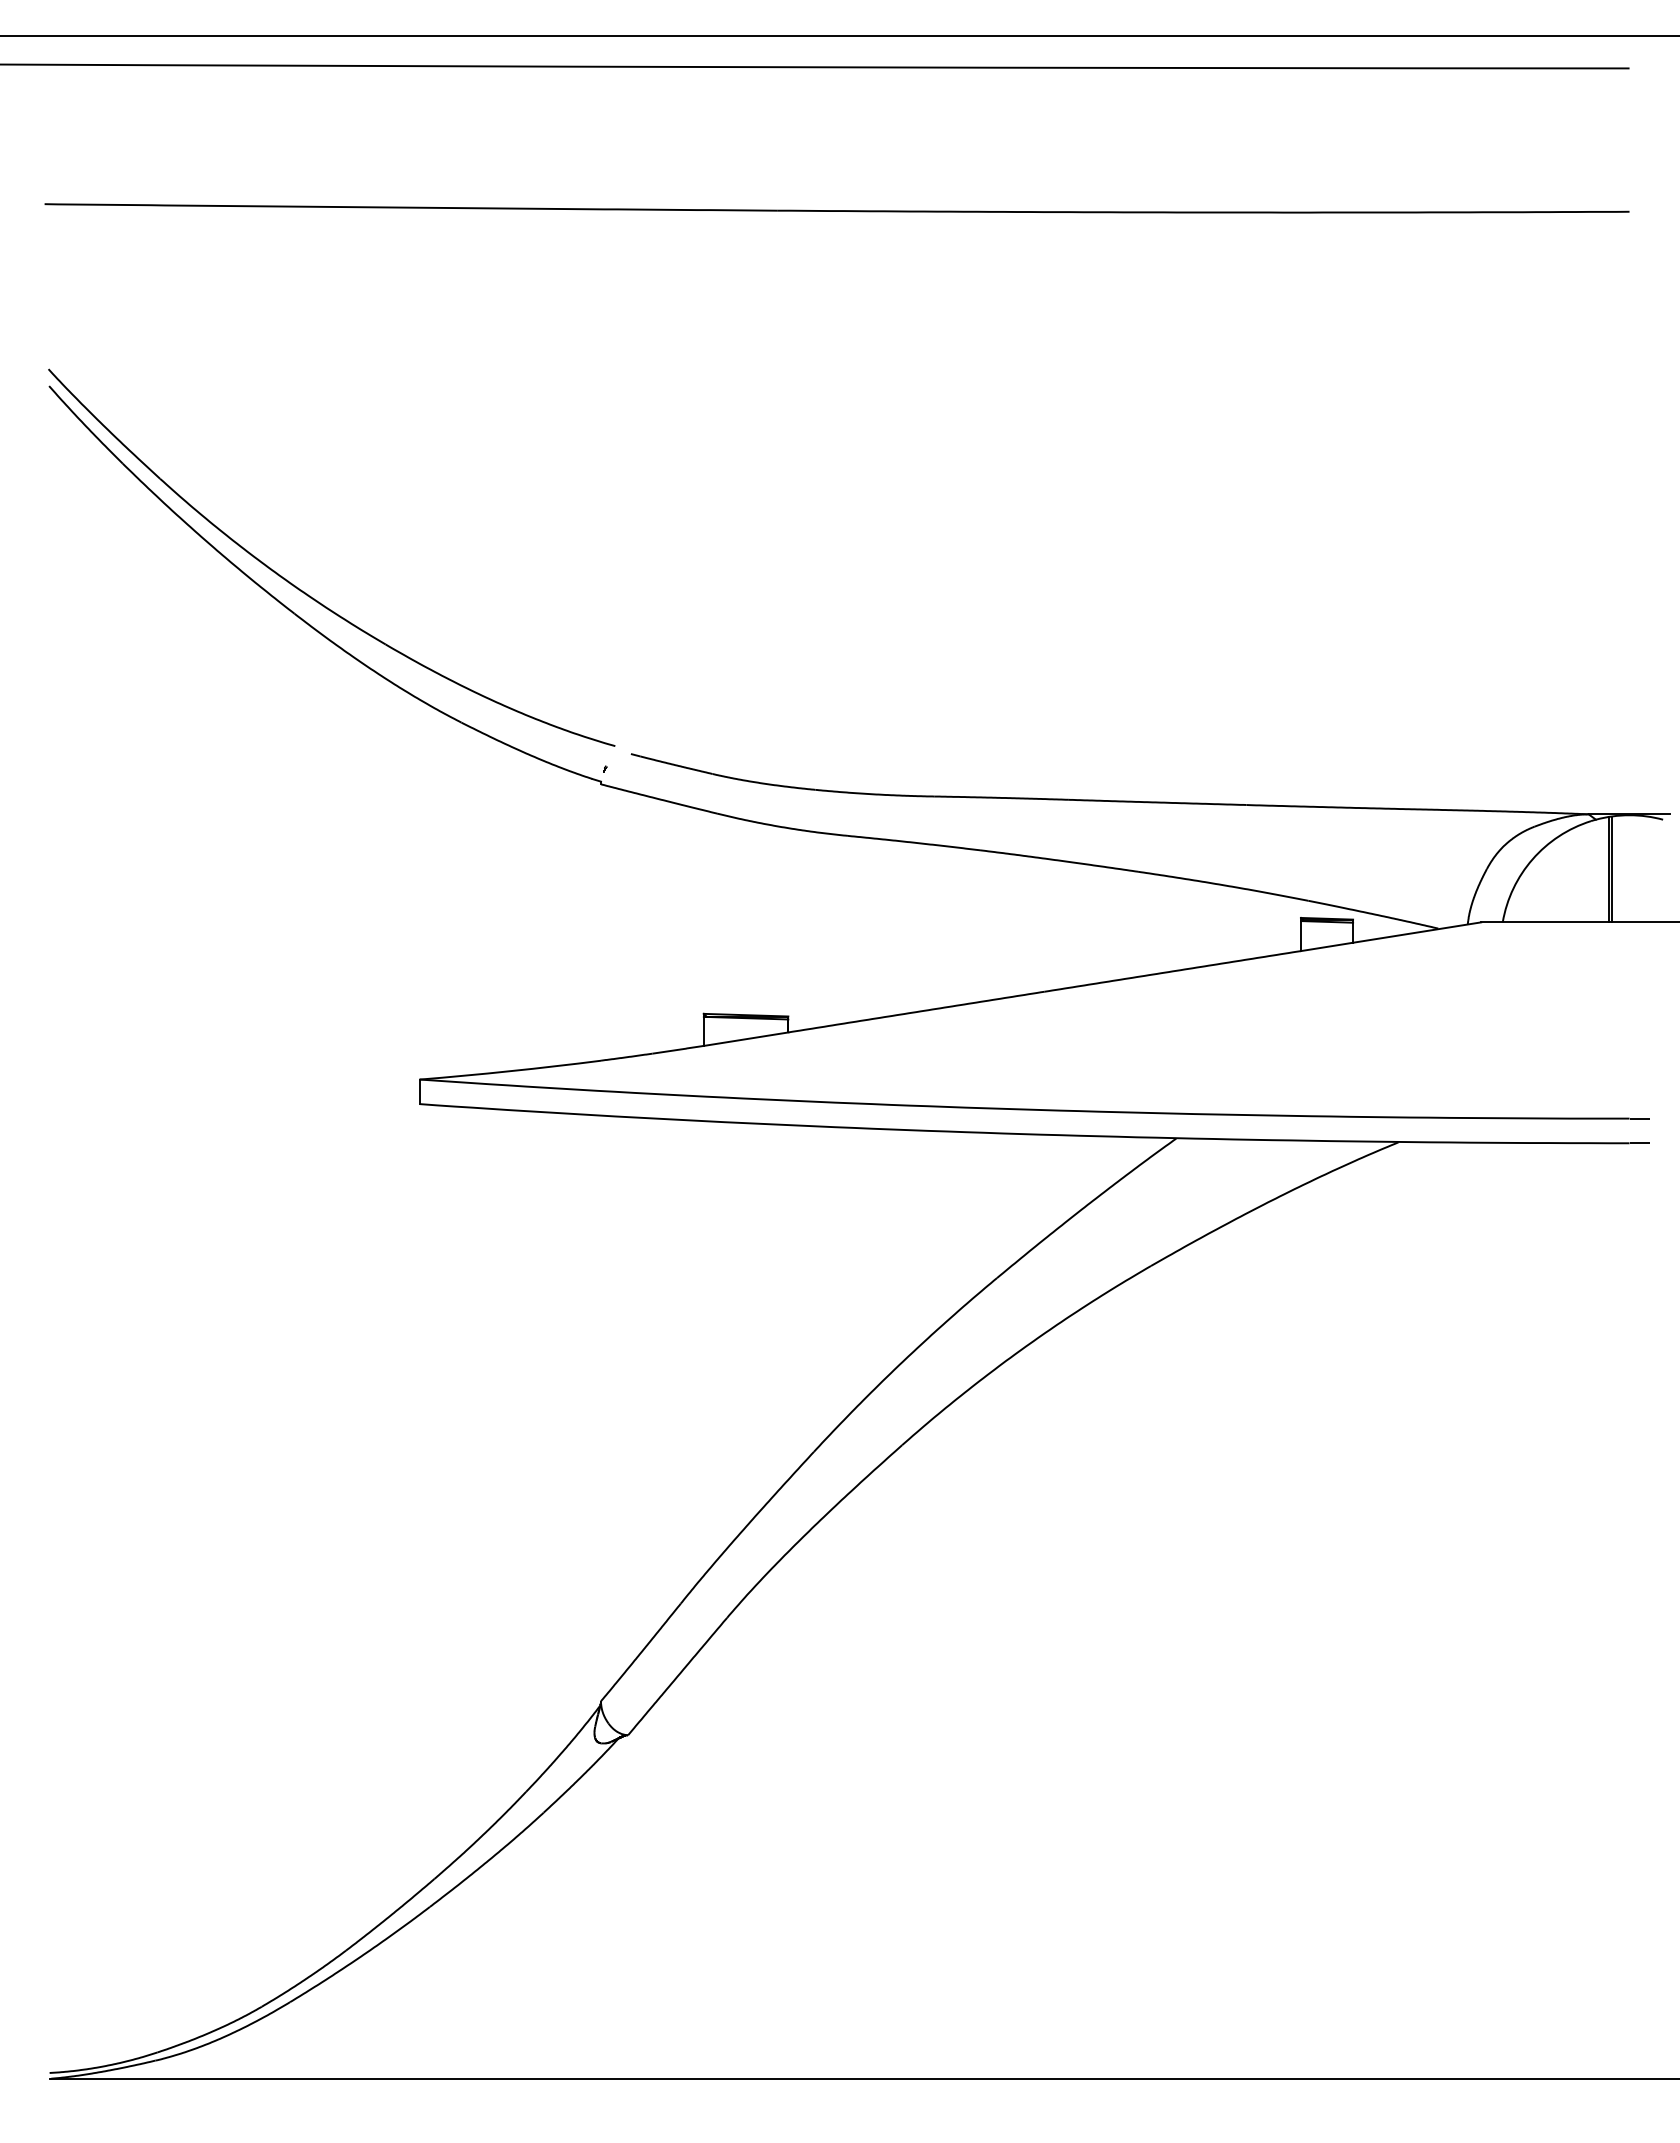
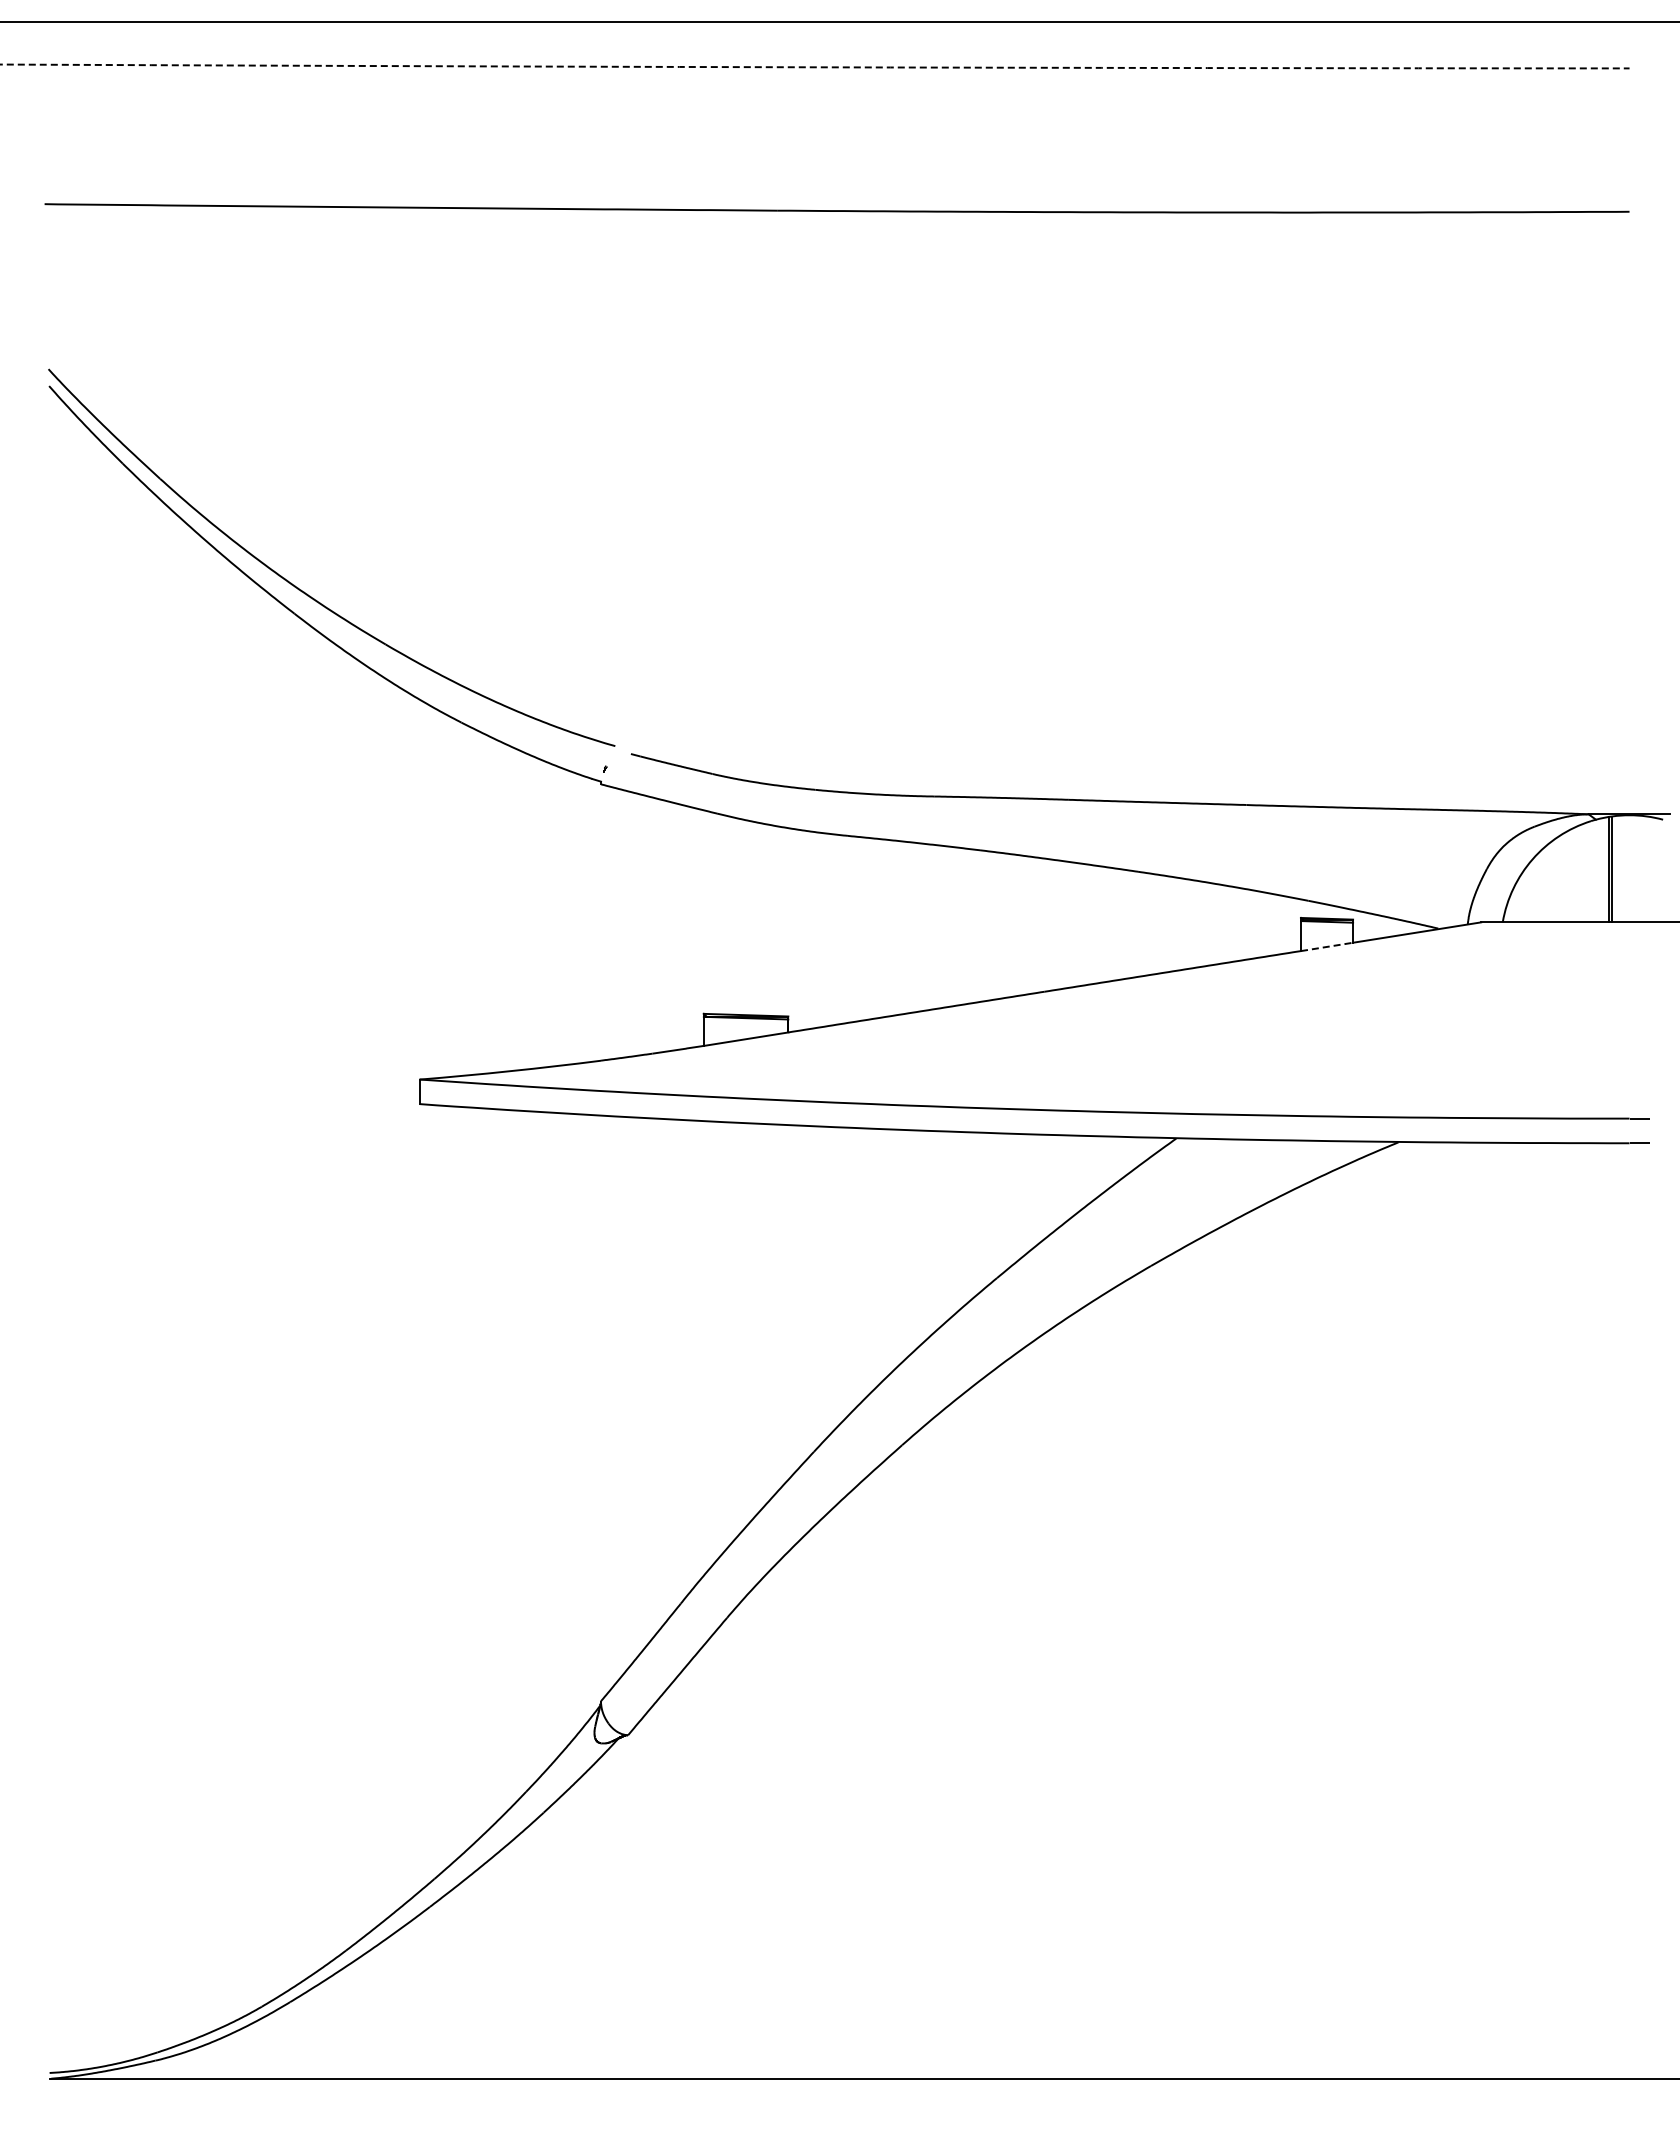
line position: (839, 35) -> (839, 21) (839, 21)
arc: solid -> dashed (815, 67)
line: solid -> dashed (1327, 946)
